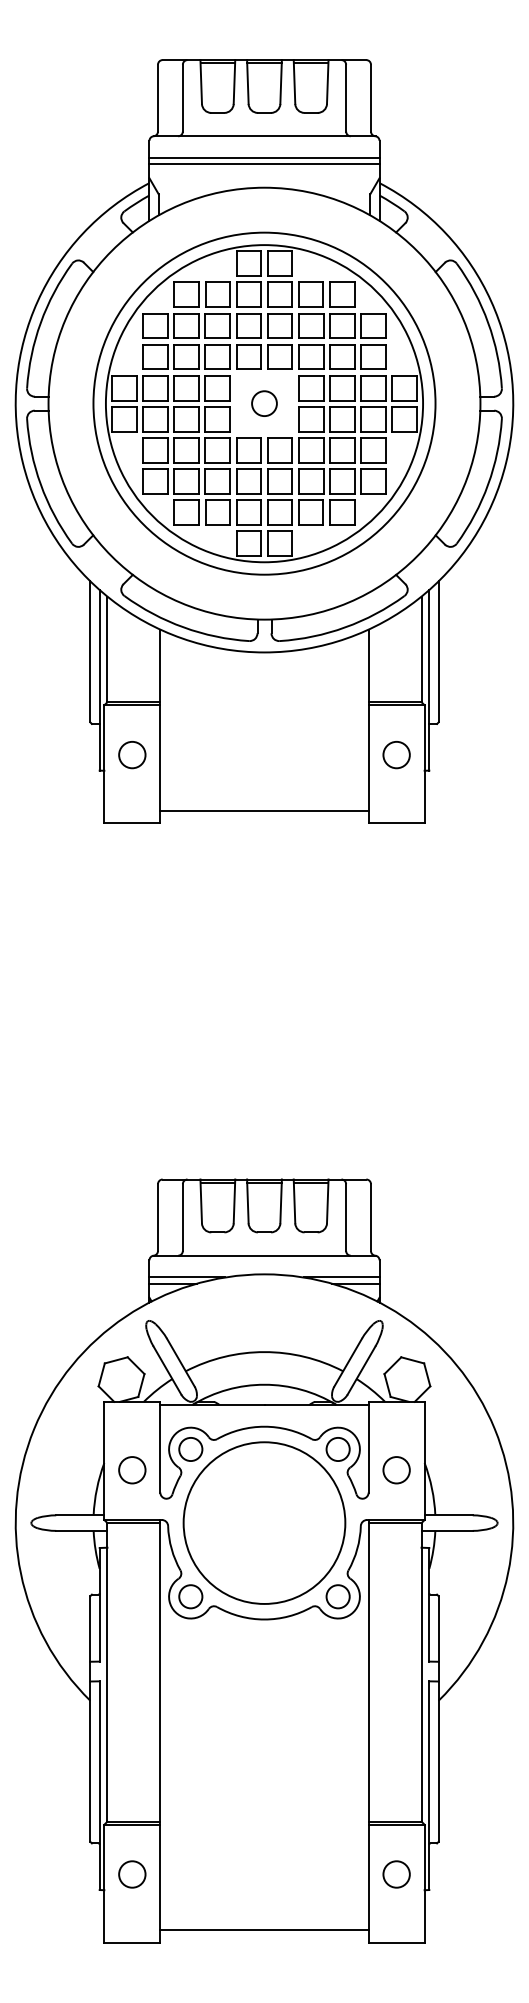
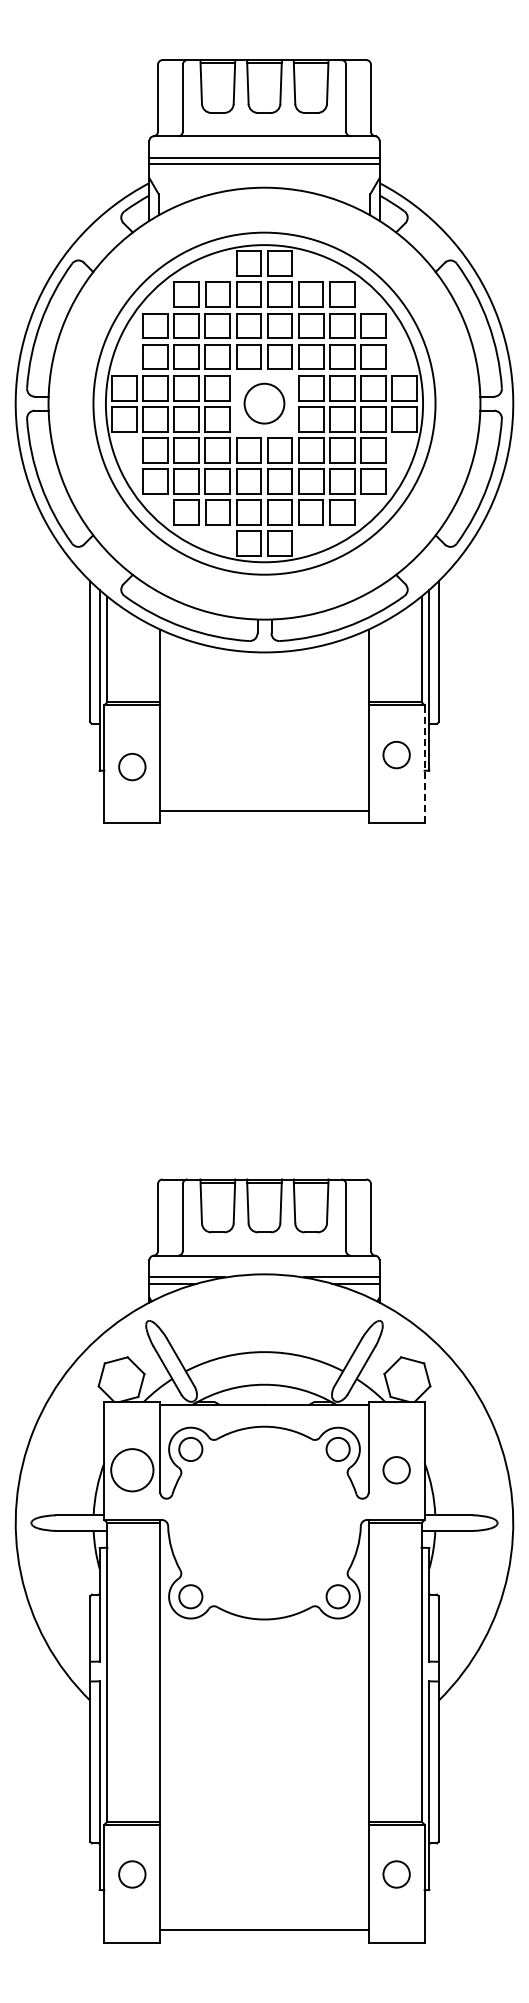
circle diameter: 25 px -> 40 px (264, 403)
circle position: (132, 755) -> (132, 767) (132, 767)
line: solid -> dashed (424, 763)
circle diameter: 26 px -> 42 px (132, 1470)
circle: present -> none (264, 1522)
